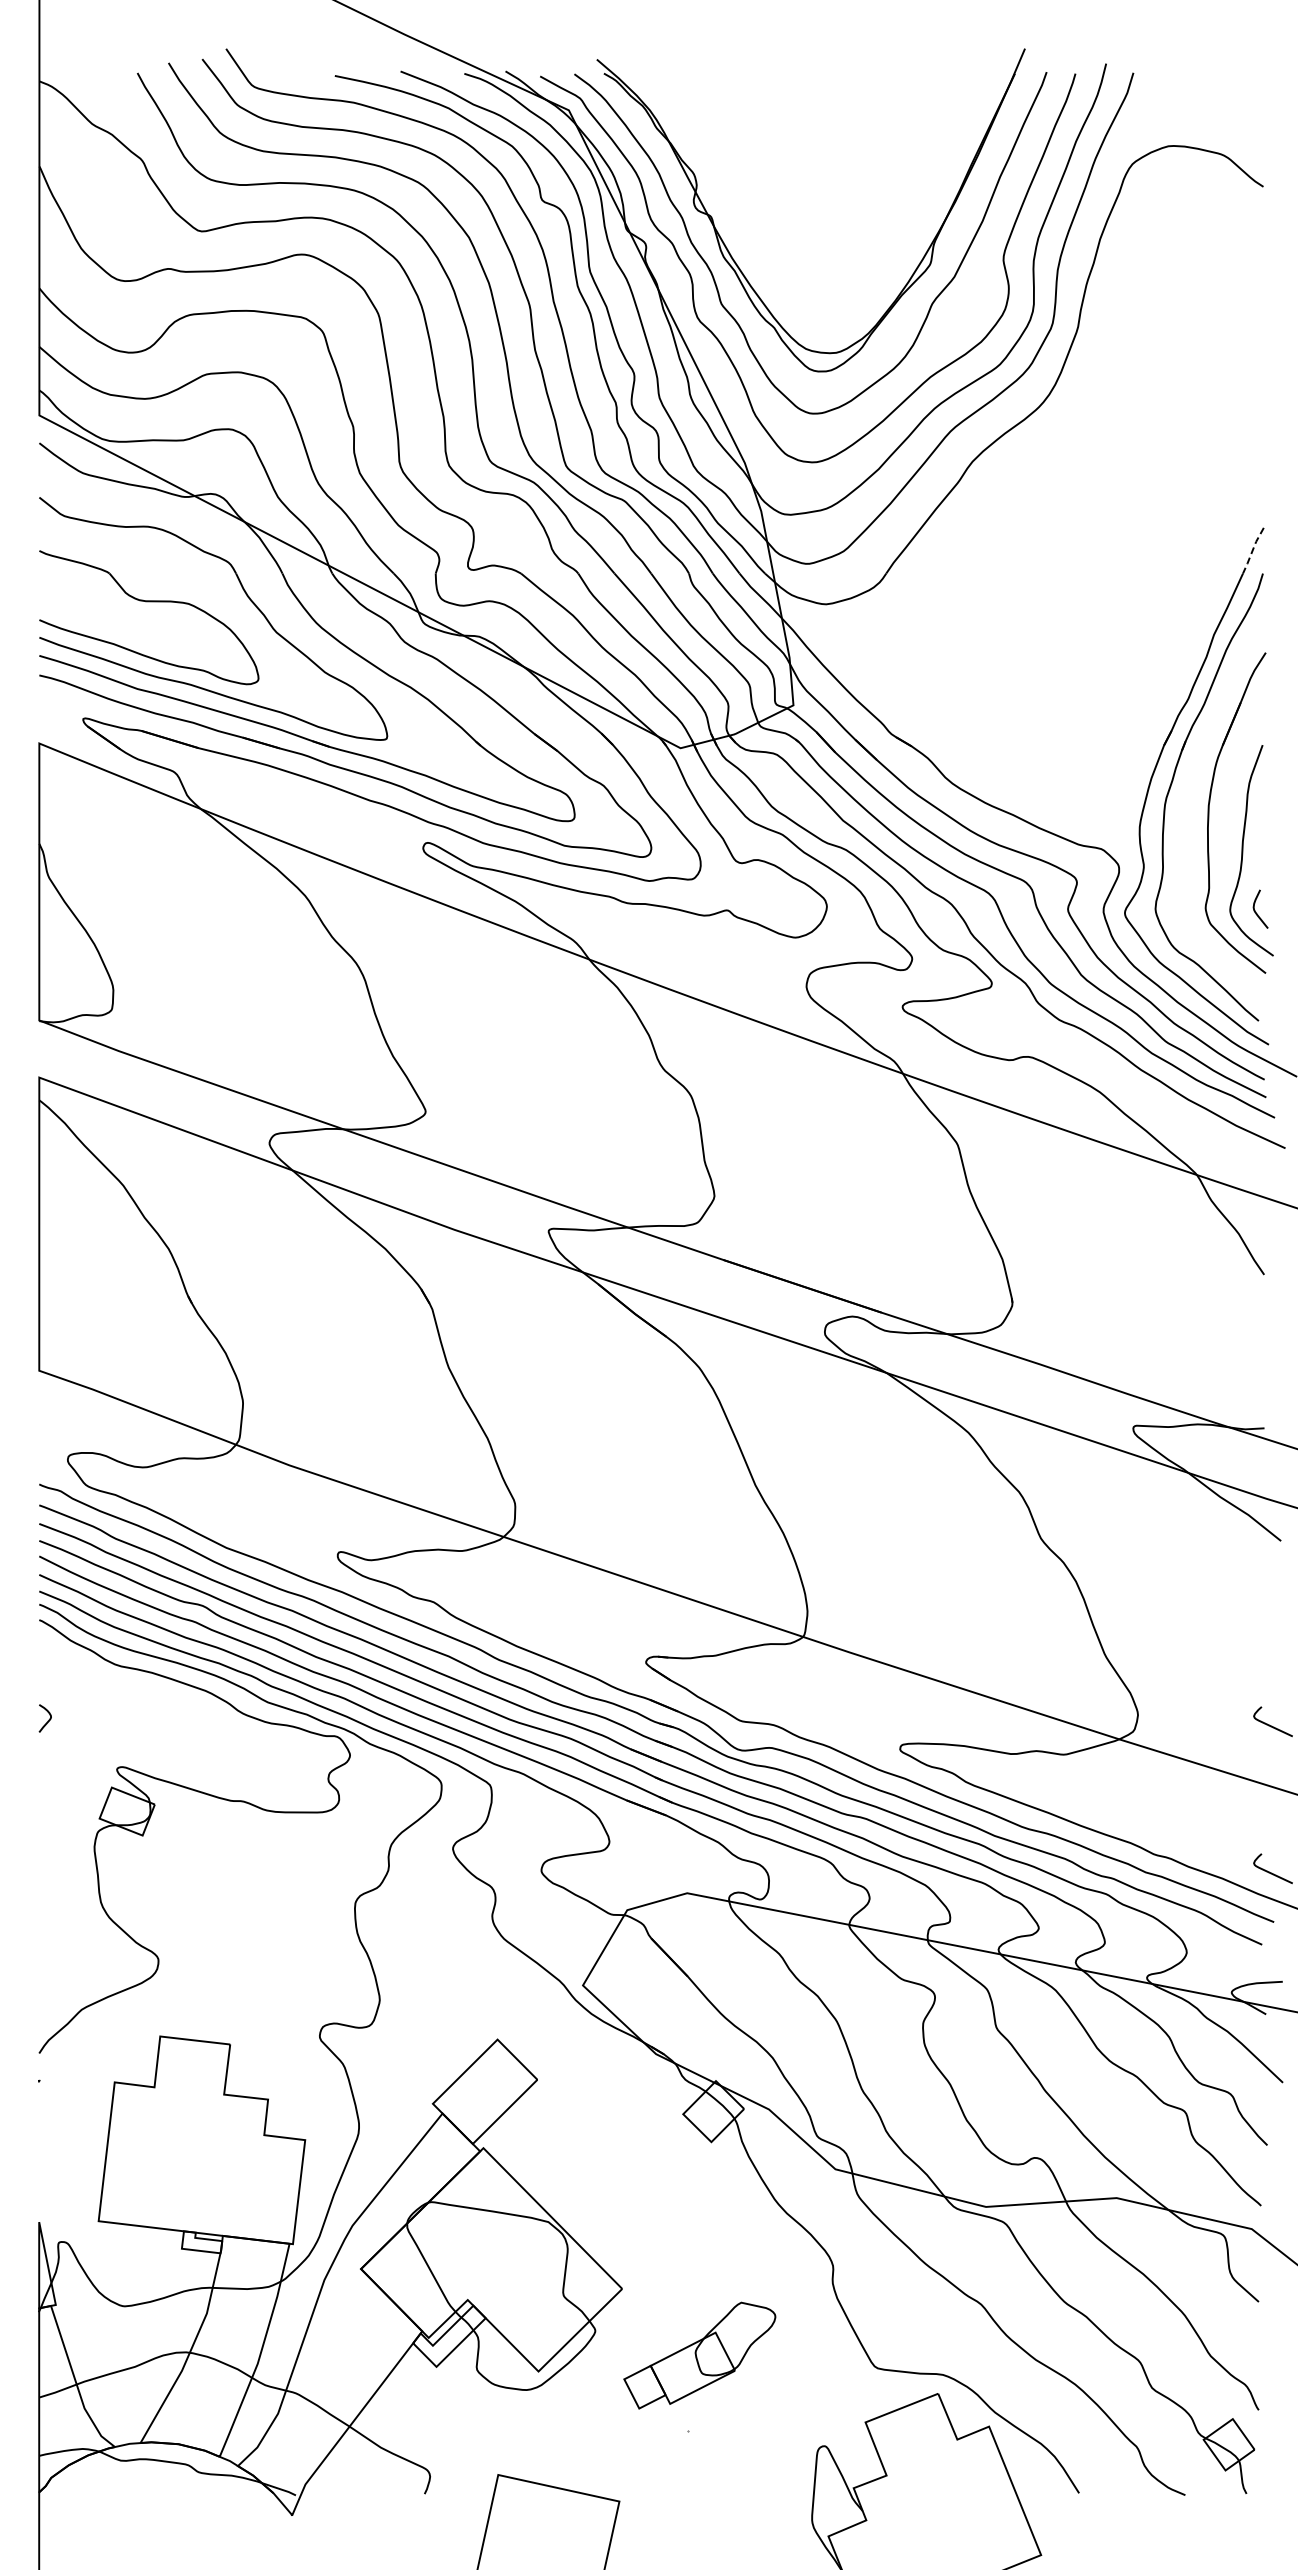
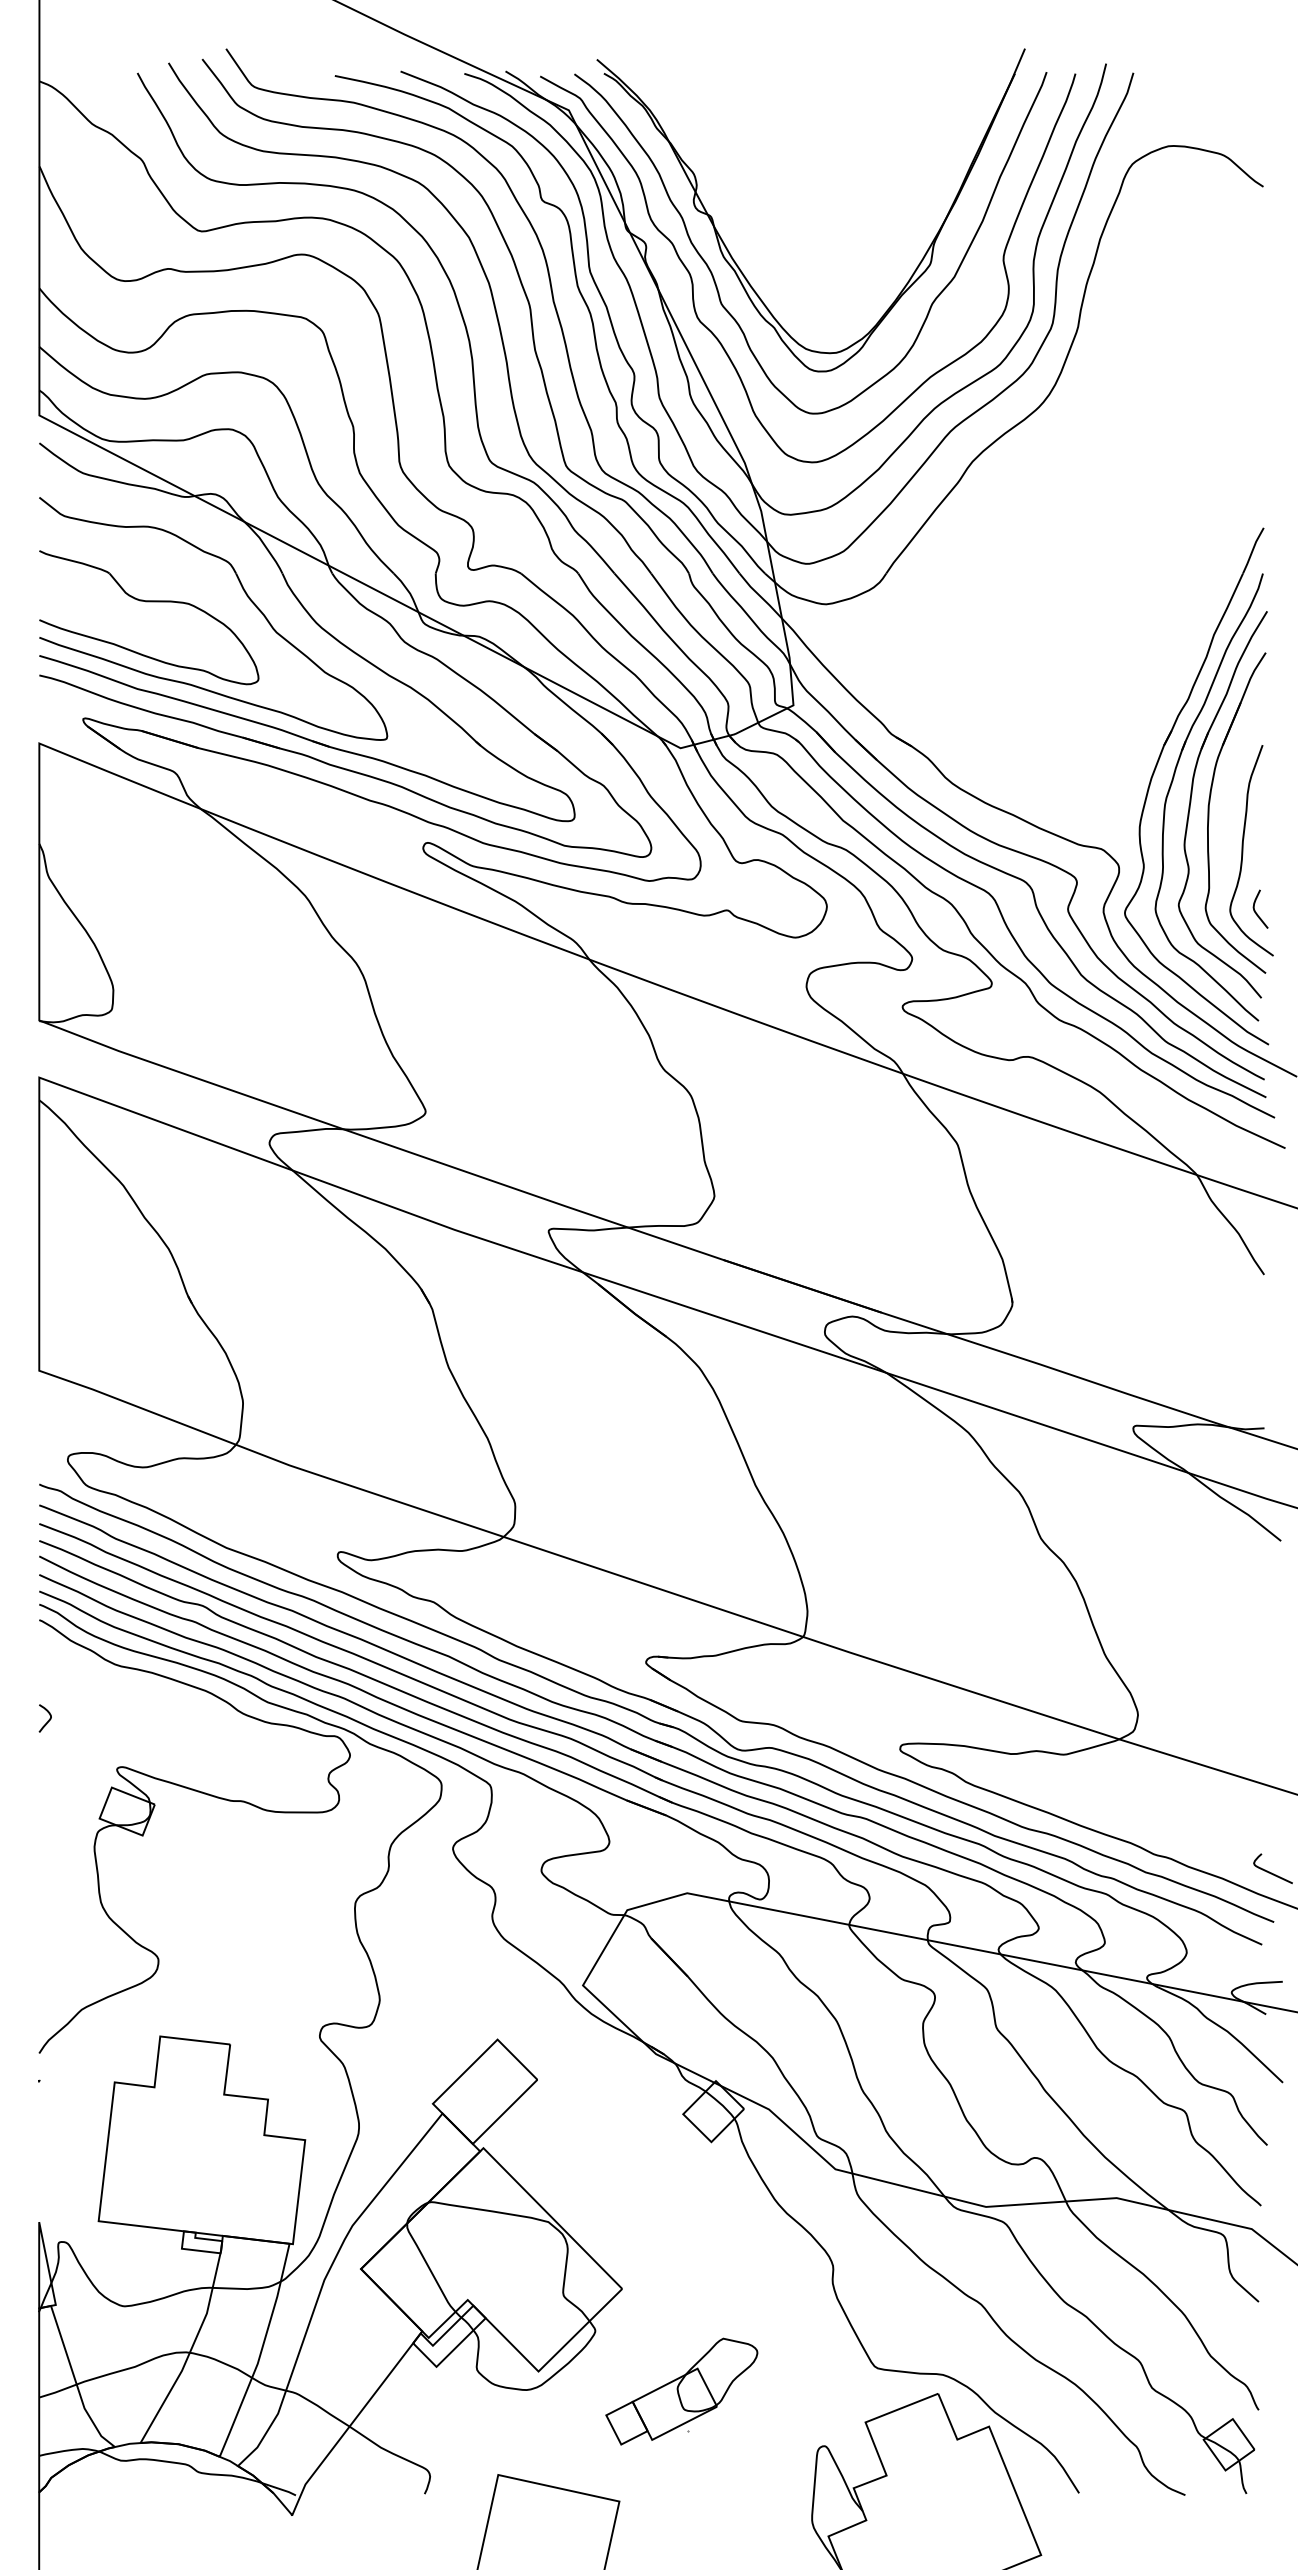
line: dashed -> solid (1252, 550)
part: none -> present (1191, 802)
curve: present -> none (1271, 1725)
part position: (699, 2355) -> (681, 2391) (681, 2391)
